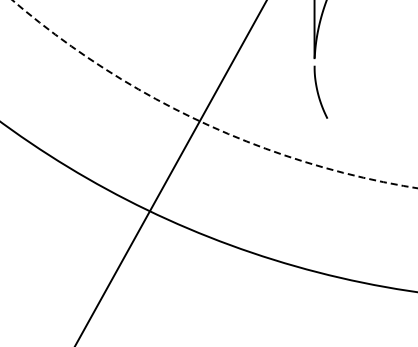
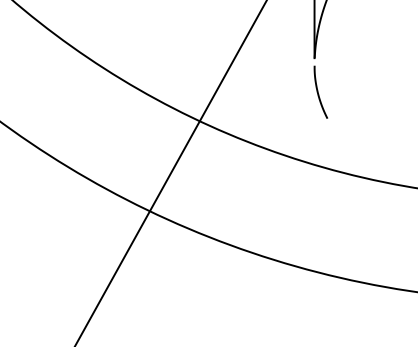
circle: dashed -> solid (214, 94)
